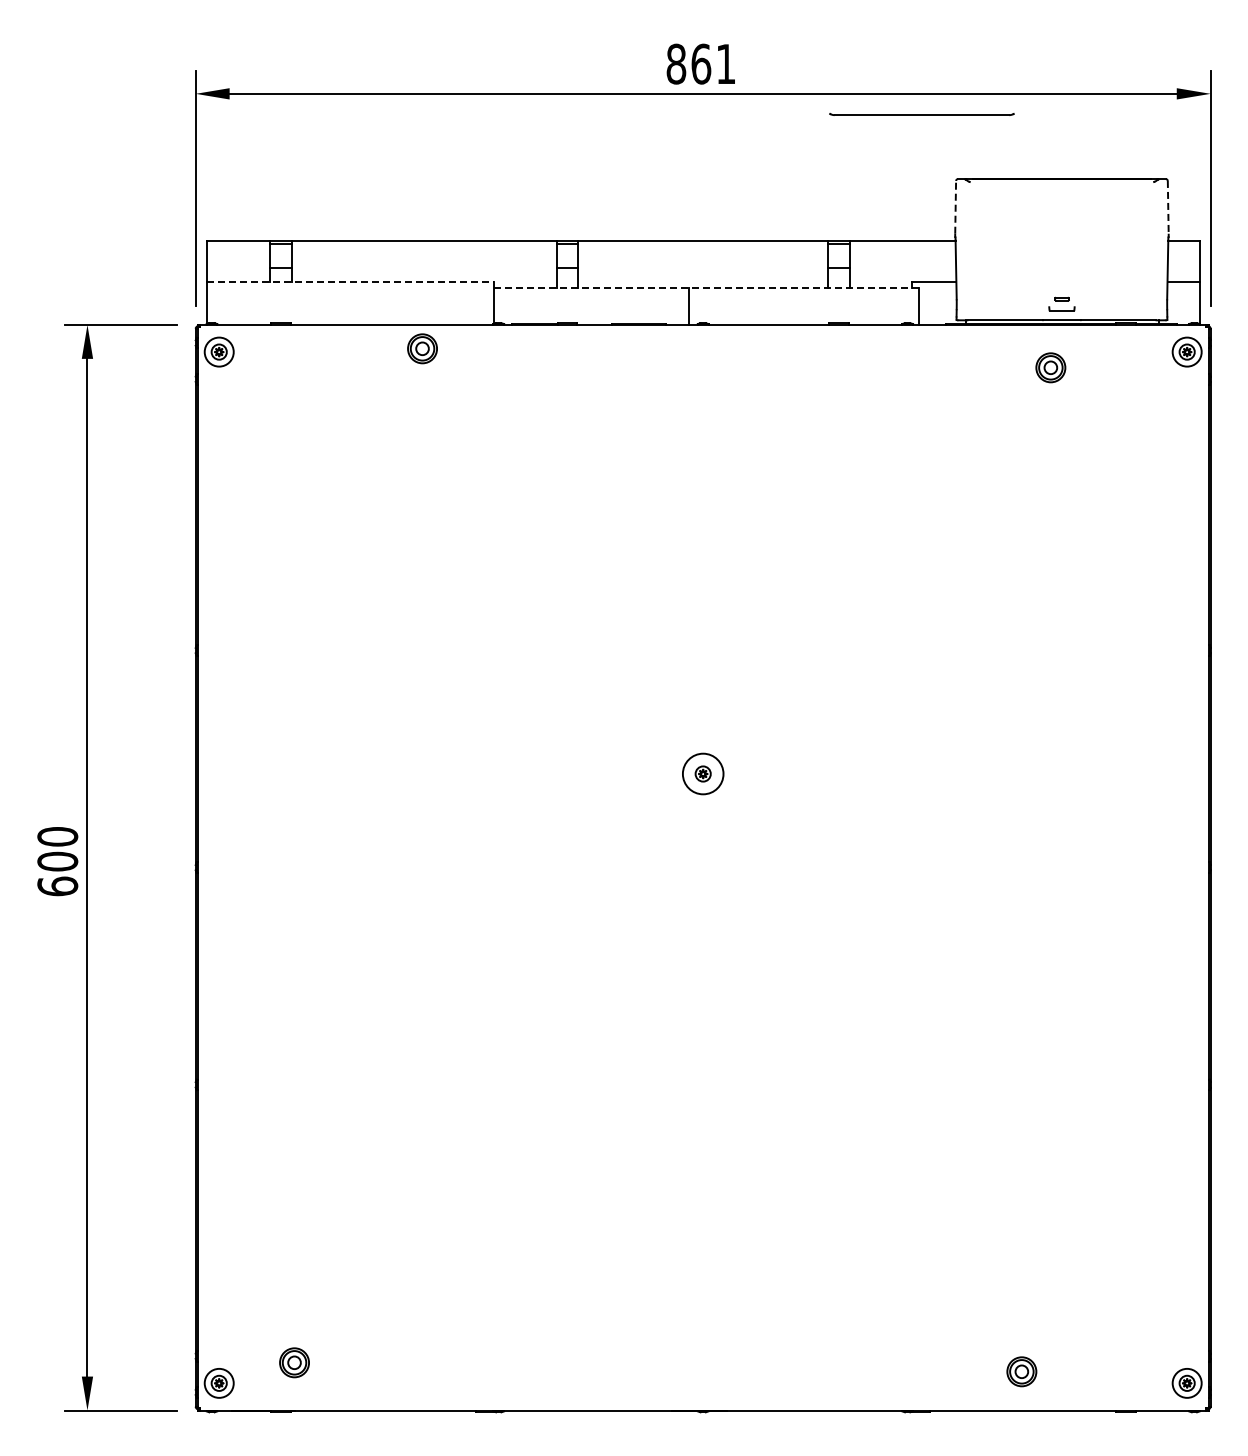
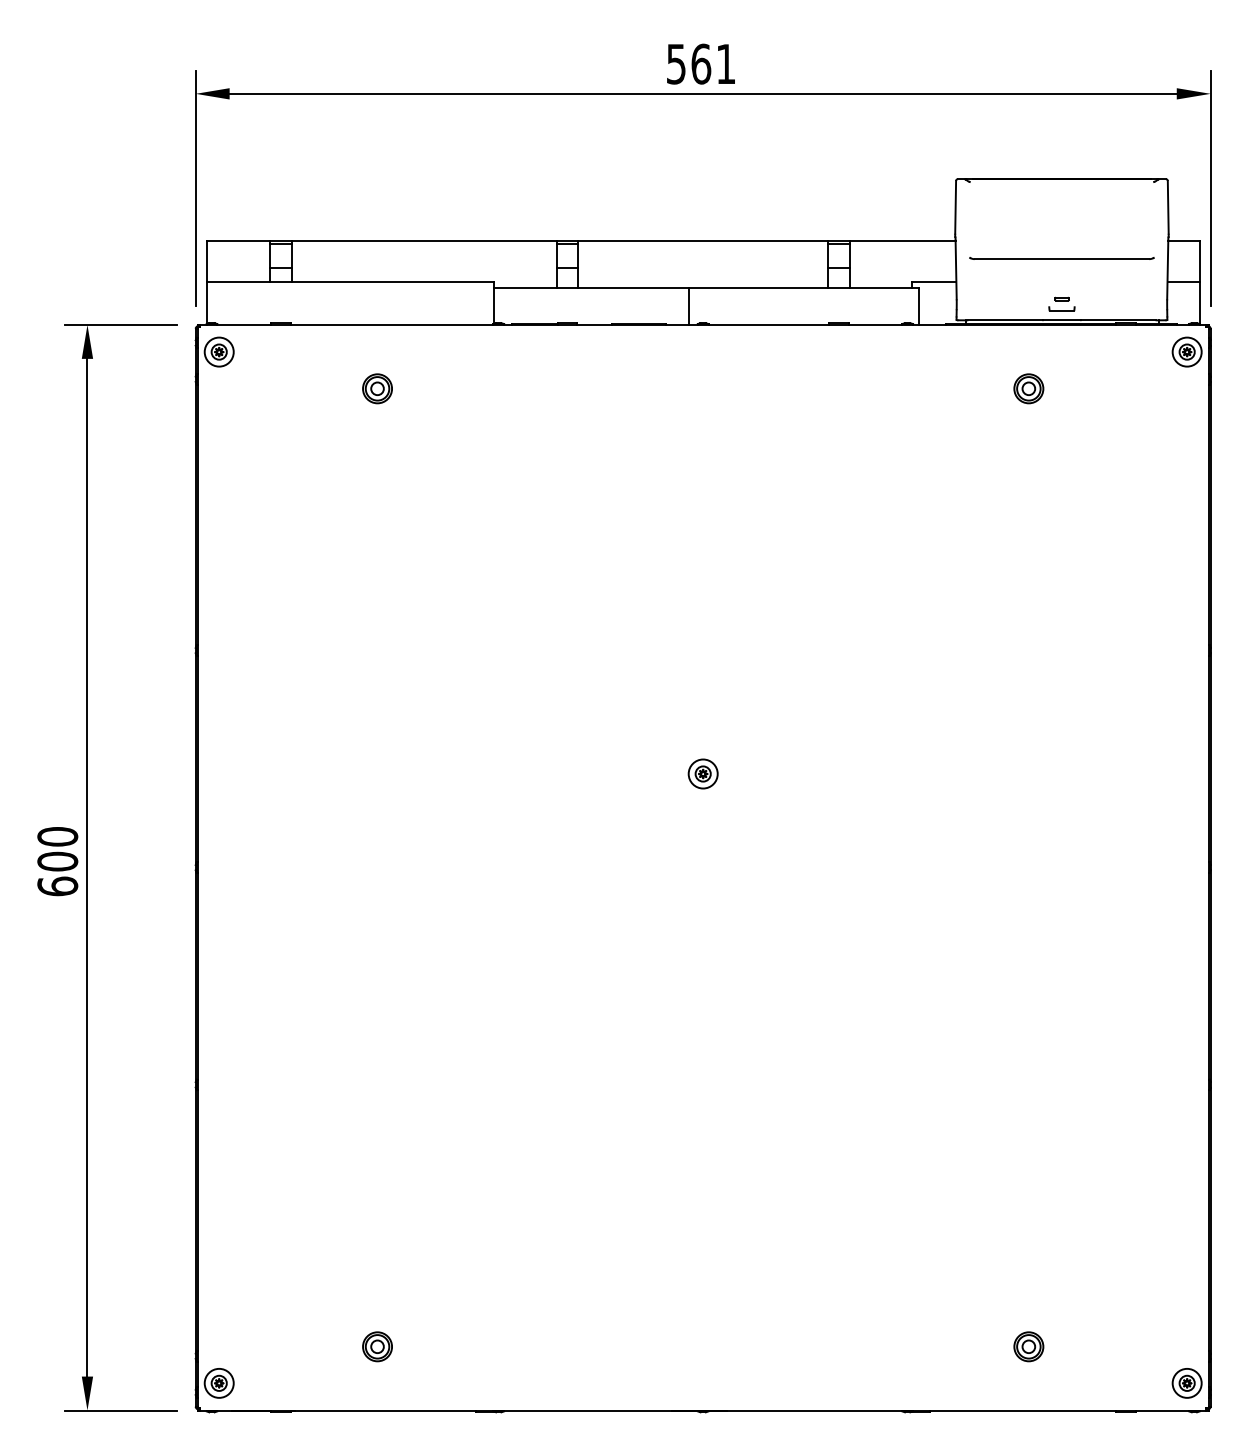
text: 861 -> 561 (676, 63)
line position: (921, 114) -> (1061, 258) (1061, 258)
line: dashed -> solid (955, 206)
line: dashed -> solid (1168, 207)
line: dashed -> solid (350, 281)
line: dashed -> solid (706, 287)
part position: (422, 348) -> (377, 388) (377, 388)
part position: (1050, 367) -> (1028, 388) (1028, 388)
circle diameter: 41 px -> 29 px (702, 773)
part position: (294, 1362) -> (377, 1346) (377, 1346)
part position: (1021, 1371) -> (1028, 1346) (1028, 1346)
